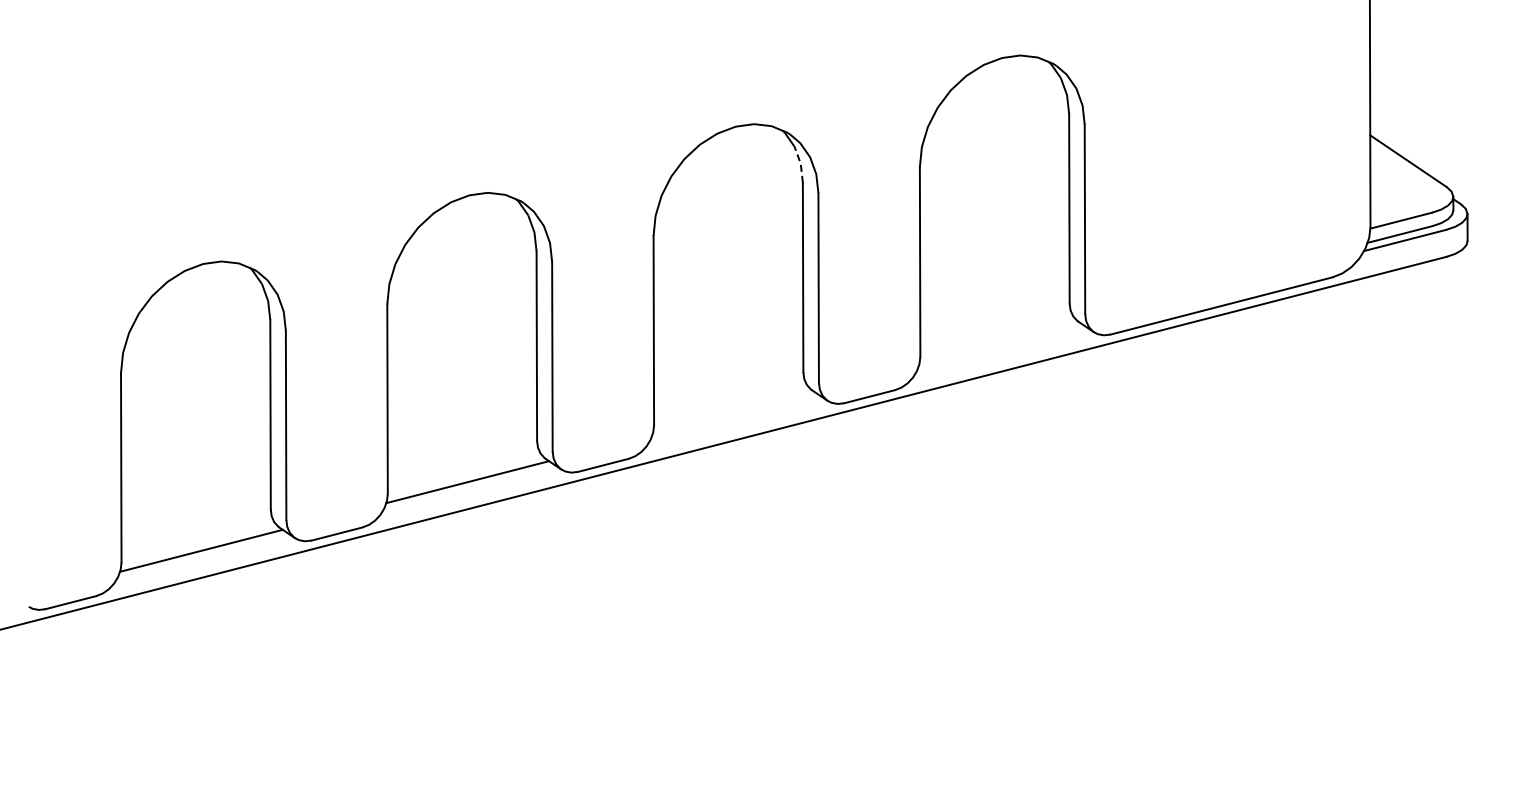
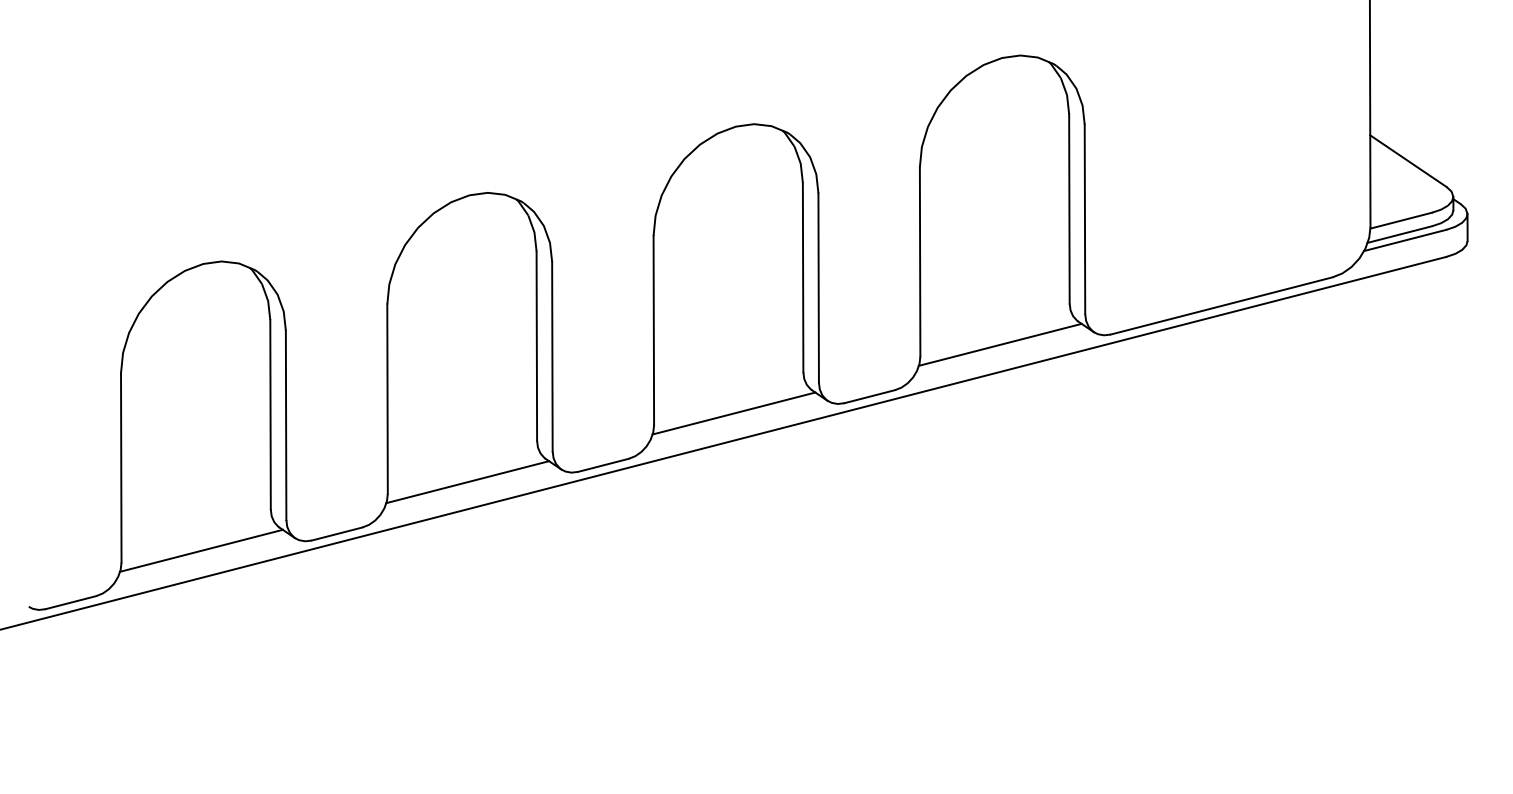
line: dashed -> solid (800, 163)
line: none -> present (999, 344)
line: none -> present (733, 413)
